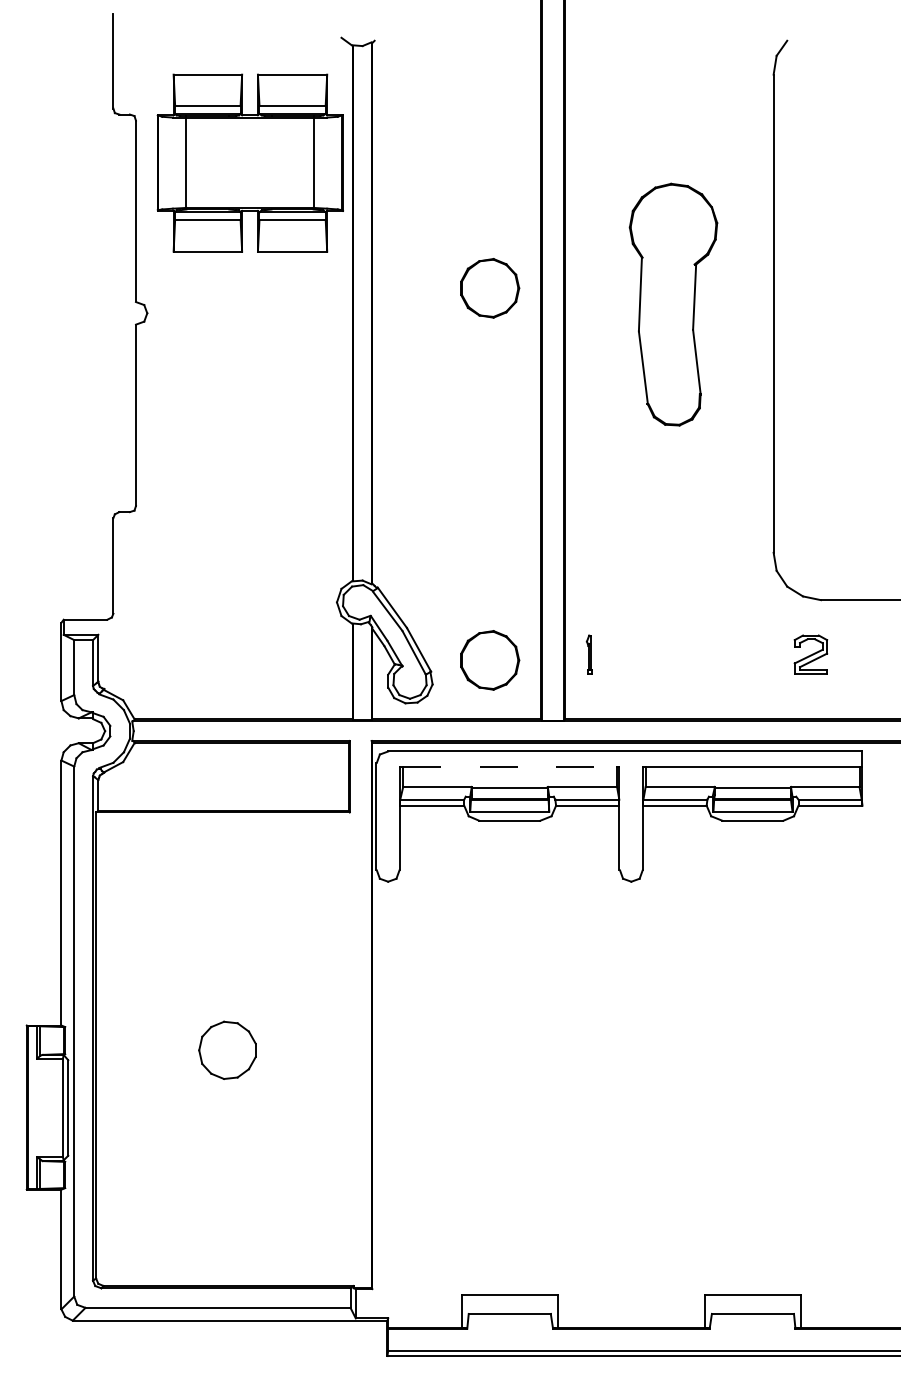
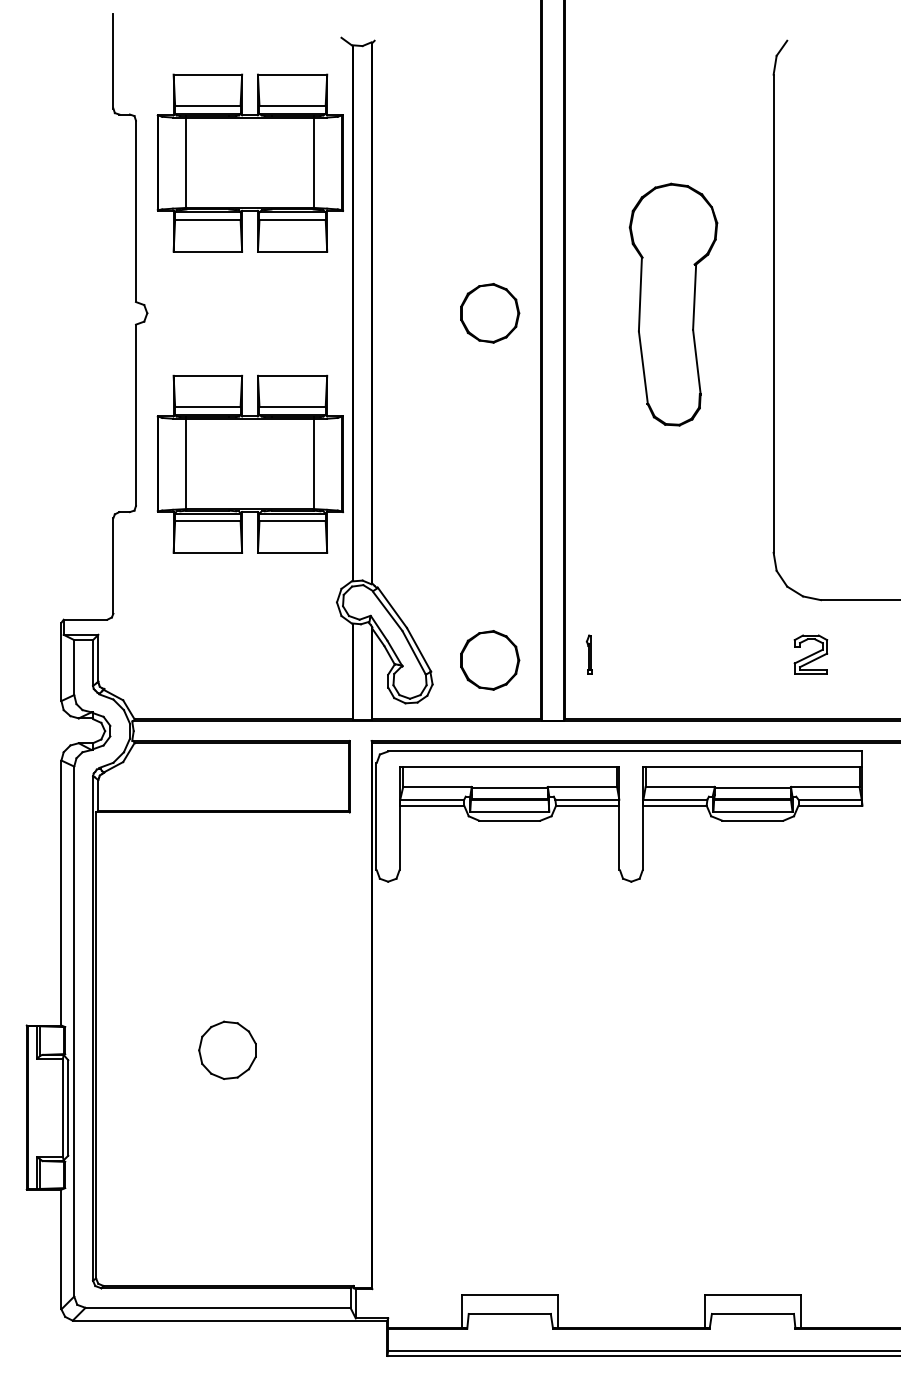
part position: (490, 288) -> (490, 313) (490, 313)
part: none -> present (249, 463)
line: dashed -> solid (510, 767)
